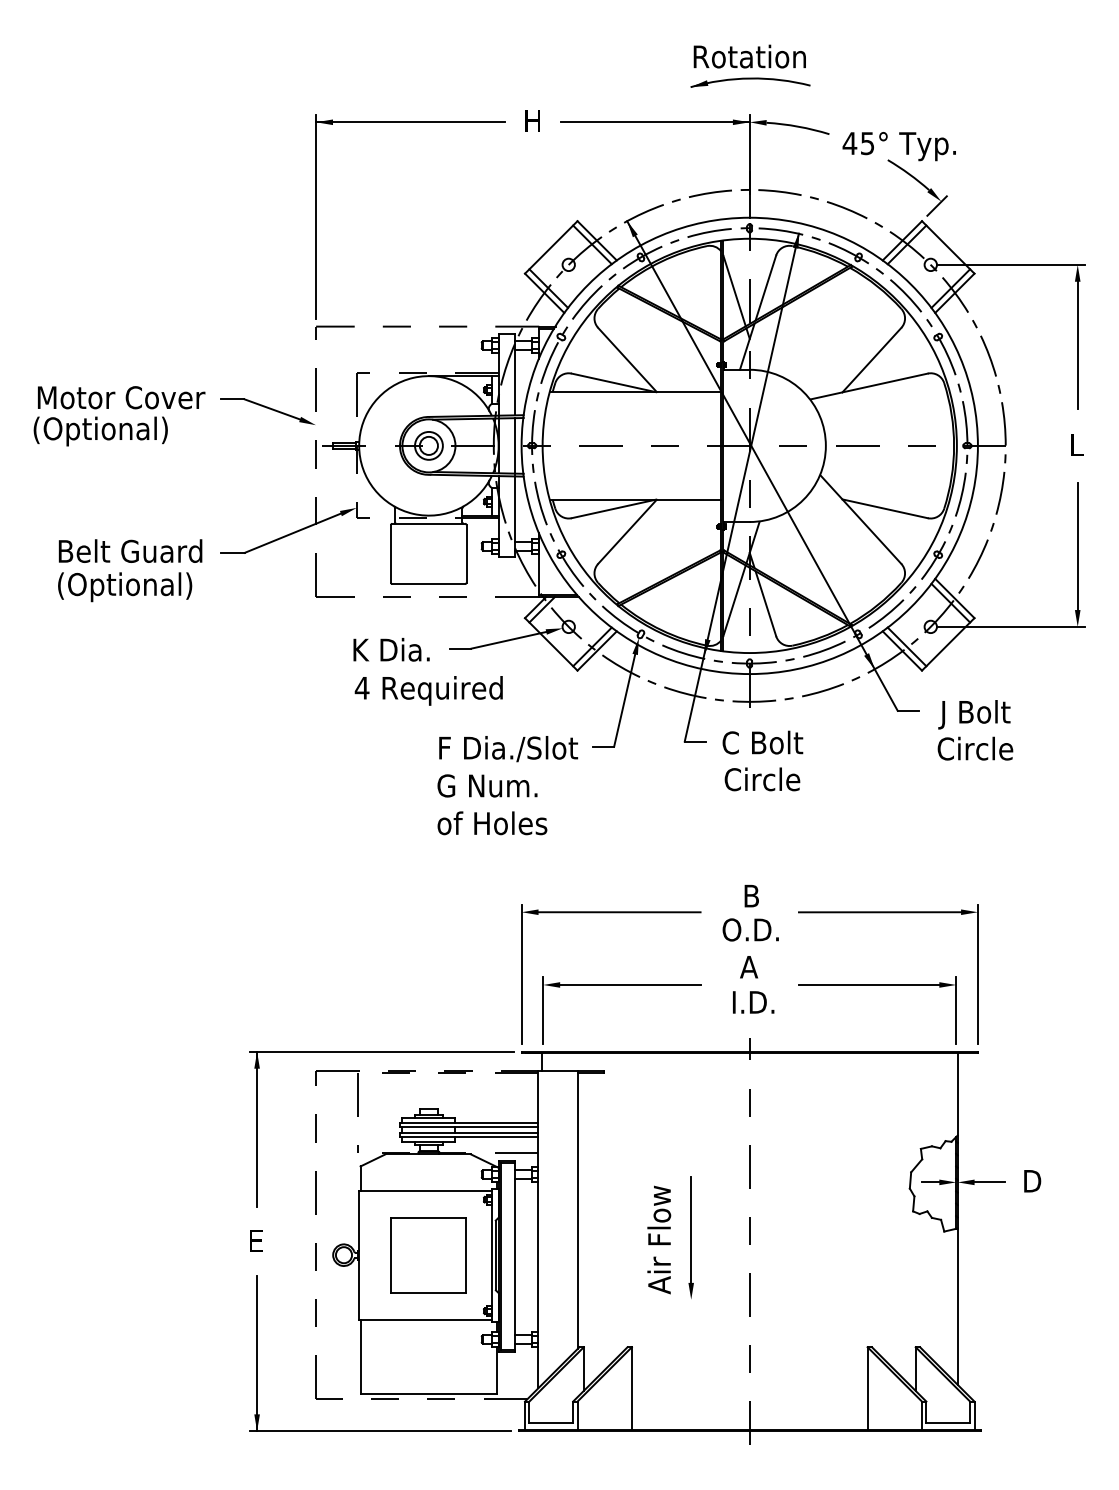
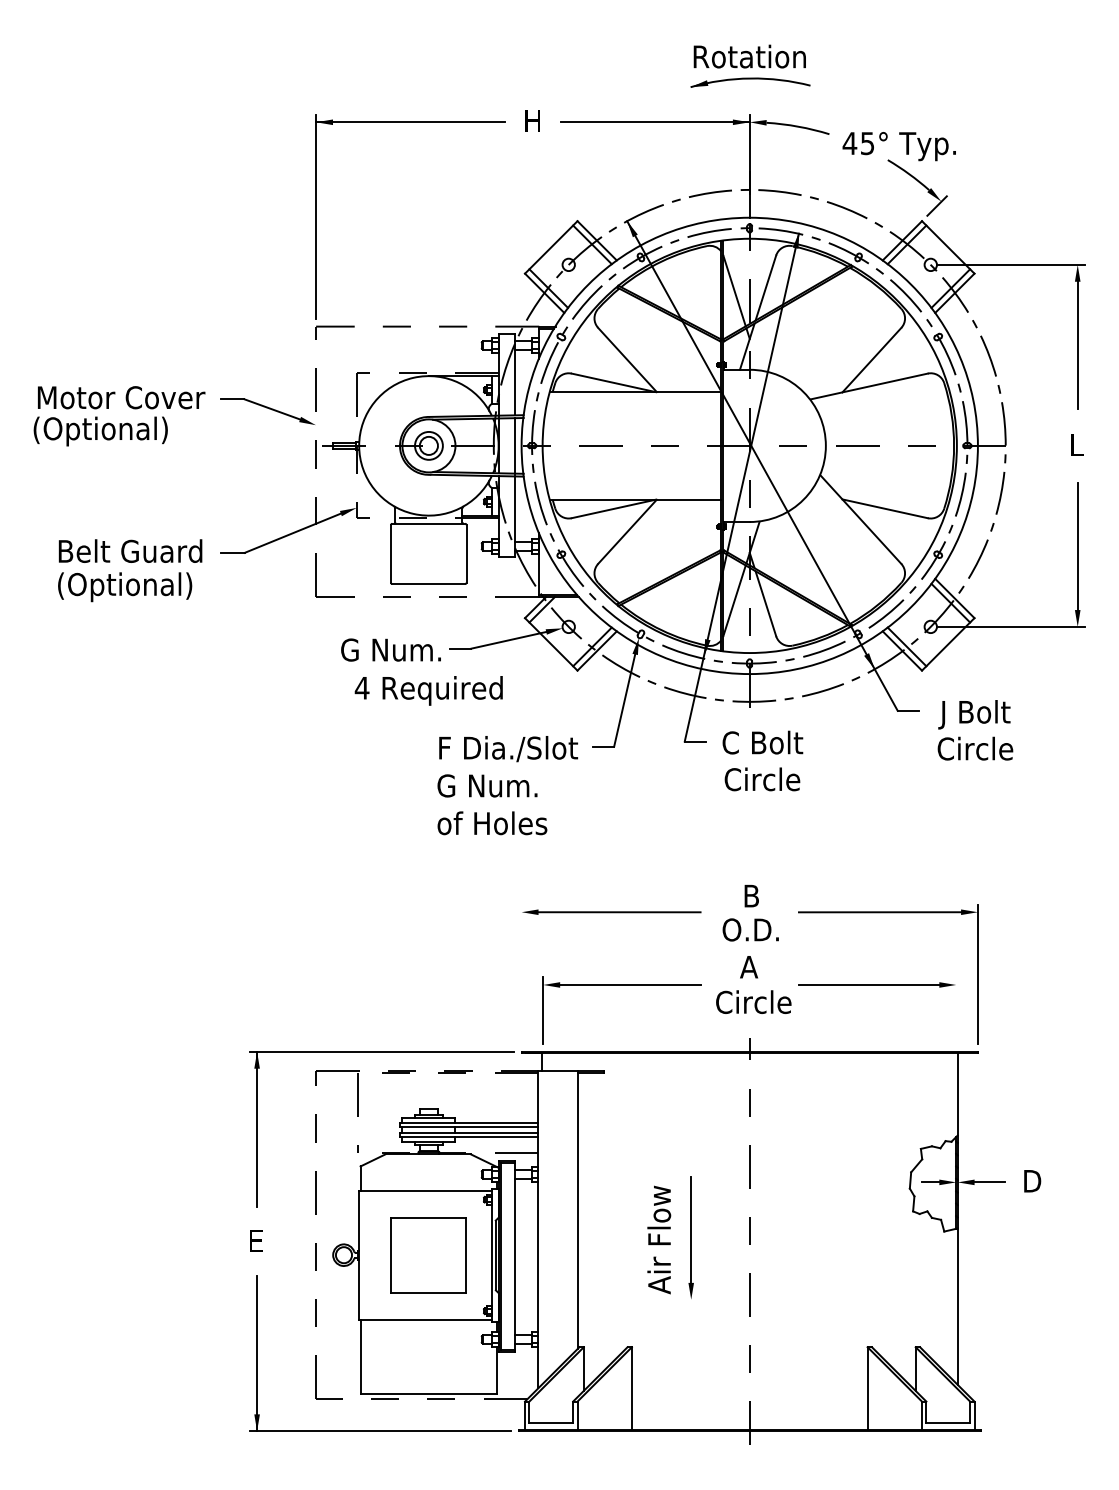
text: K Dia. -> G Num. (390, 649)
line: present -> none (521, 974)
text: I.D. -> Circle (753, 1002)
line: present -> none (956, 1010)
